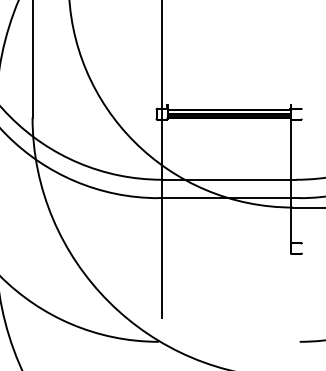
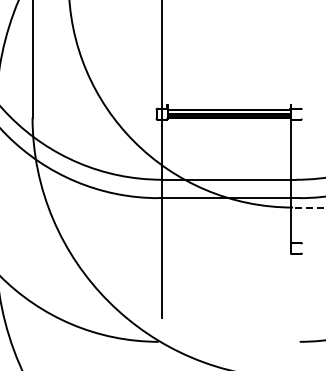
line: solid -> dashed (309, 207)
